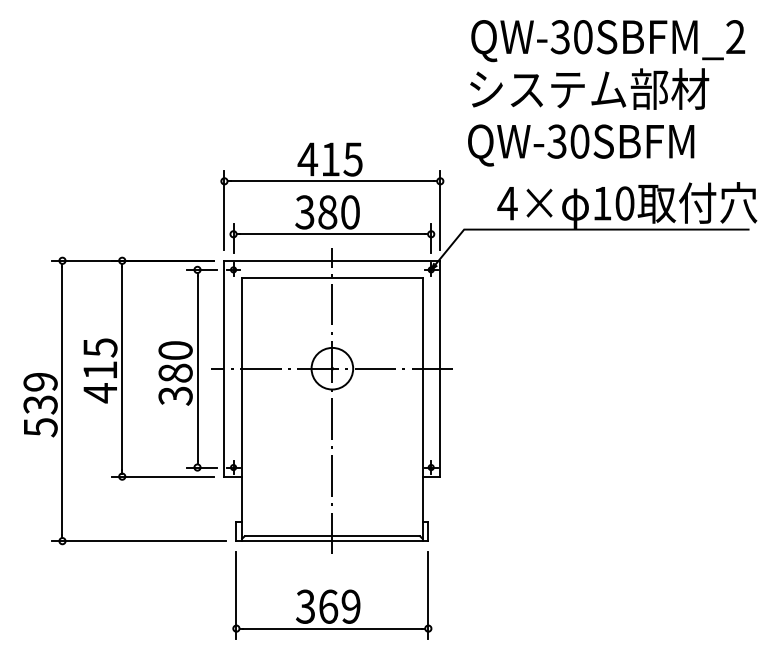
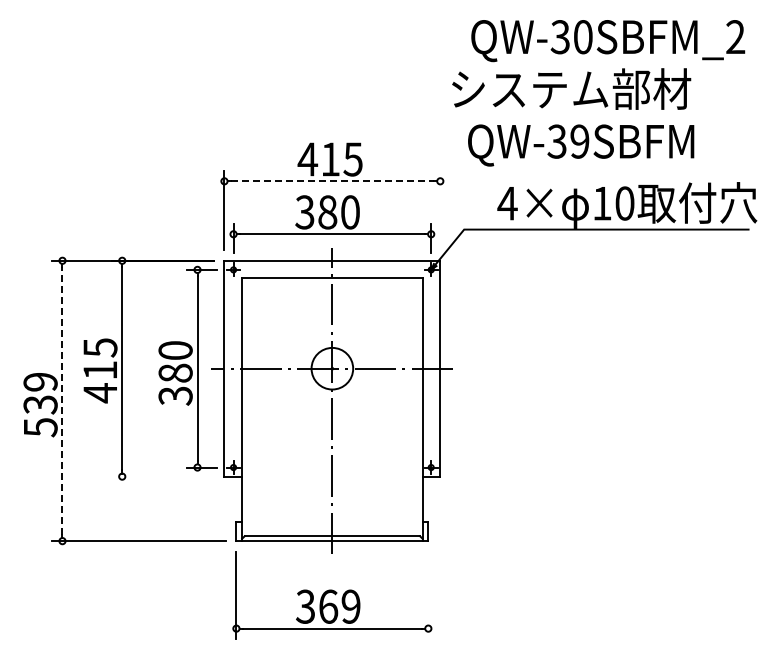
text position: (589, 88) -> (571, 88) (571, 88)
text: QW-30SBFM -> QW-39SBFM (579, 141)
line: solid -> dashed (332, 181)
line: present -> none (440, 210)
line: solid -> dashed (62, 400)
line: present -> none (162, 476)
line: present -> none (428, 595)
